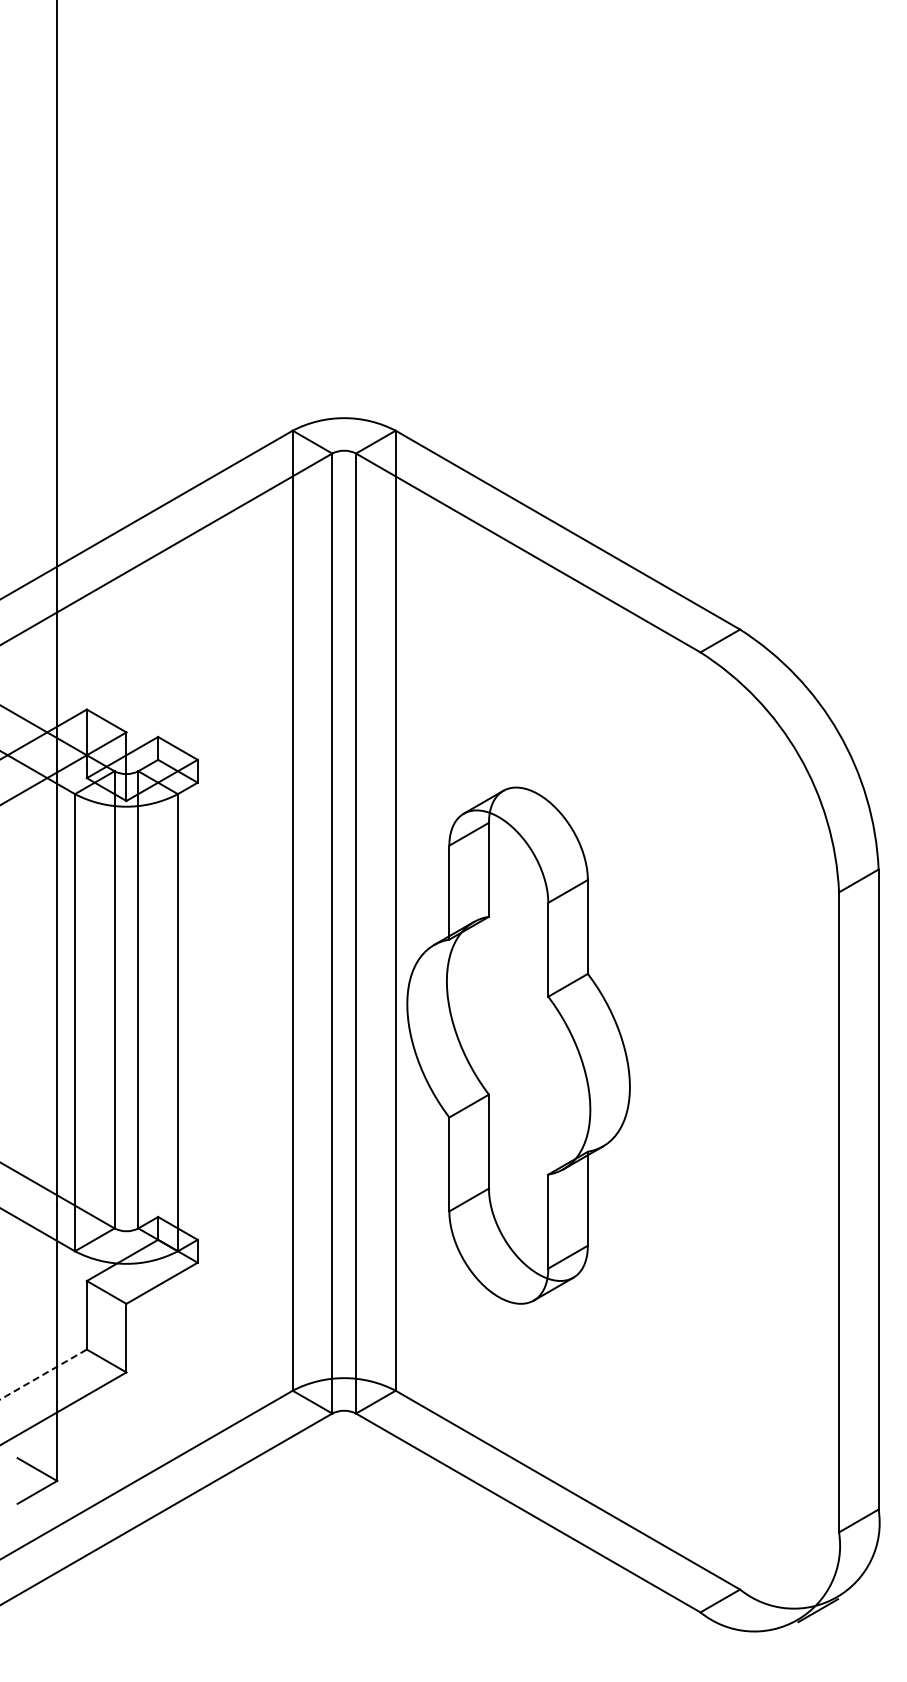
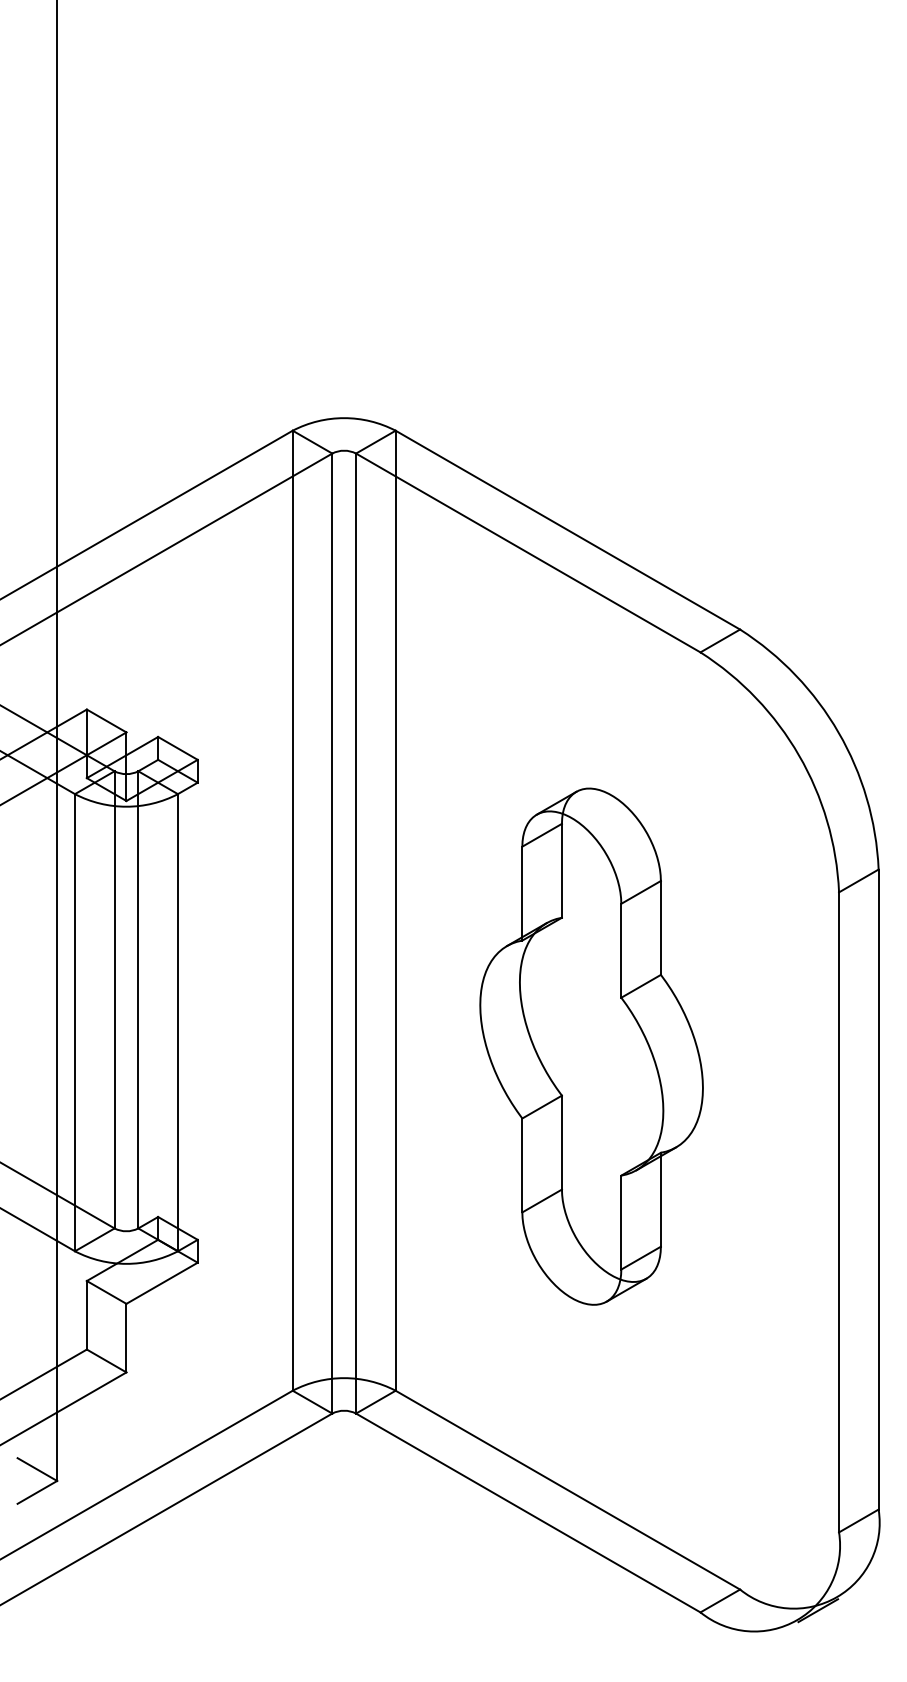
part position: (518, 1045) -> (591, 1046) (591, 1046)
line: dashed -> solid (43, 1374)
